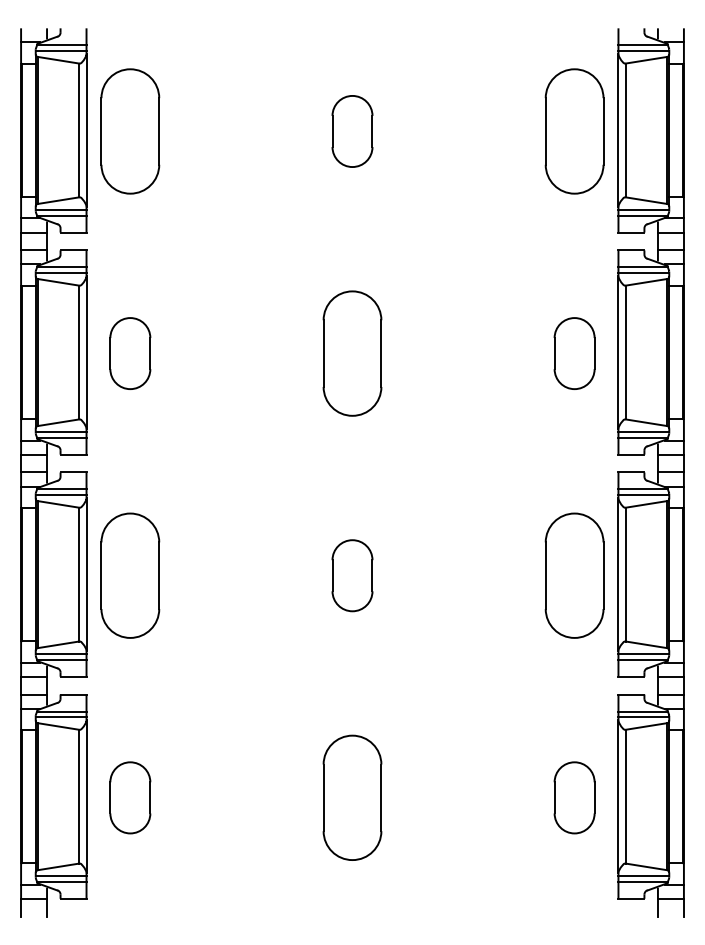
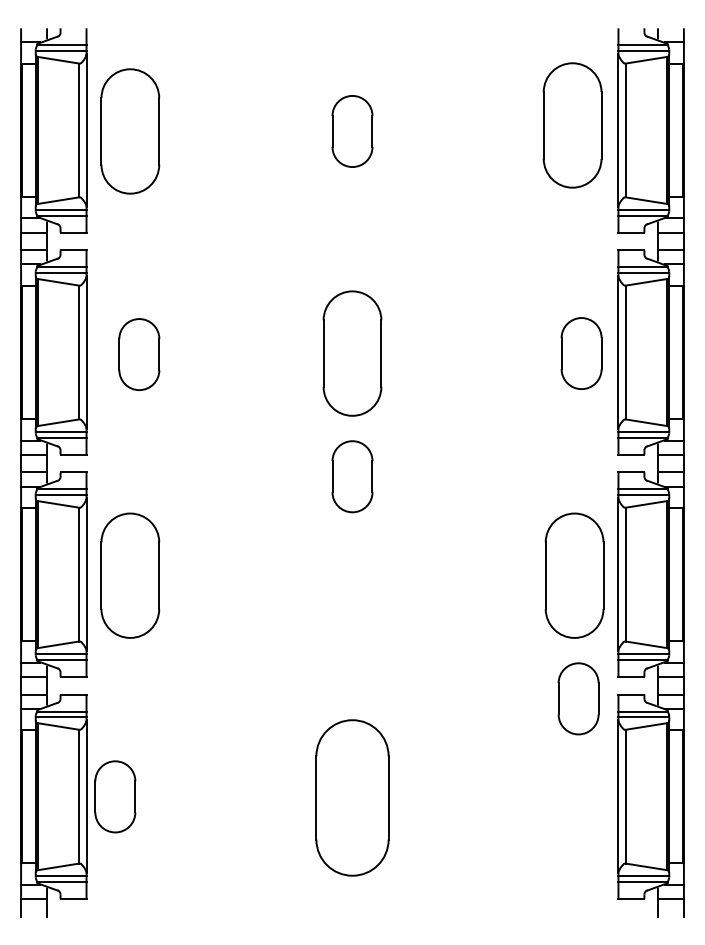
part position: (574, 131) -> (572, 125) (572, 125)
part position: (130, 353) -> (139, 354) (139, 354)
part position: (574, 353) -> (581, 353) (581, 353)
part position: (352, 575) -> (352, 476) (352, 476)
part position: (130, 797) -> (115, 796) (115, 796)
part size: 61x127 px -> 75x158 px (352, 797)
part position: (574, 797) -> (578, 698) (578, 698)
